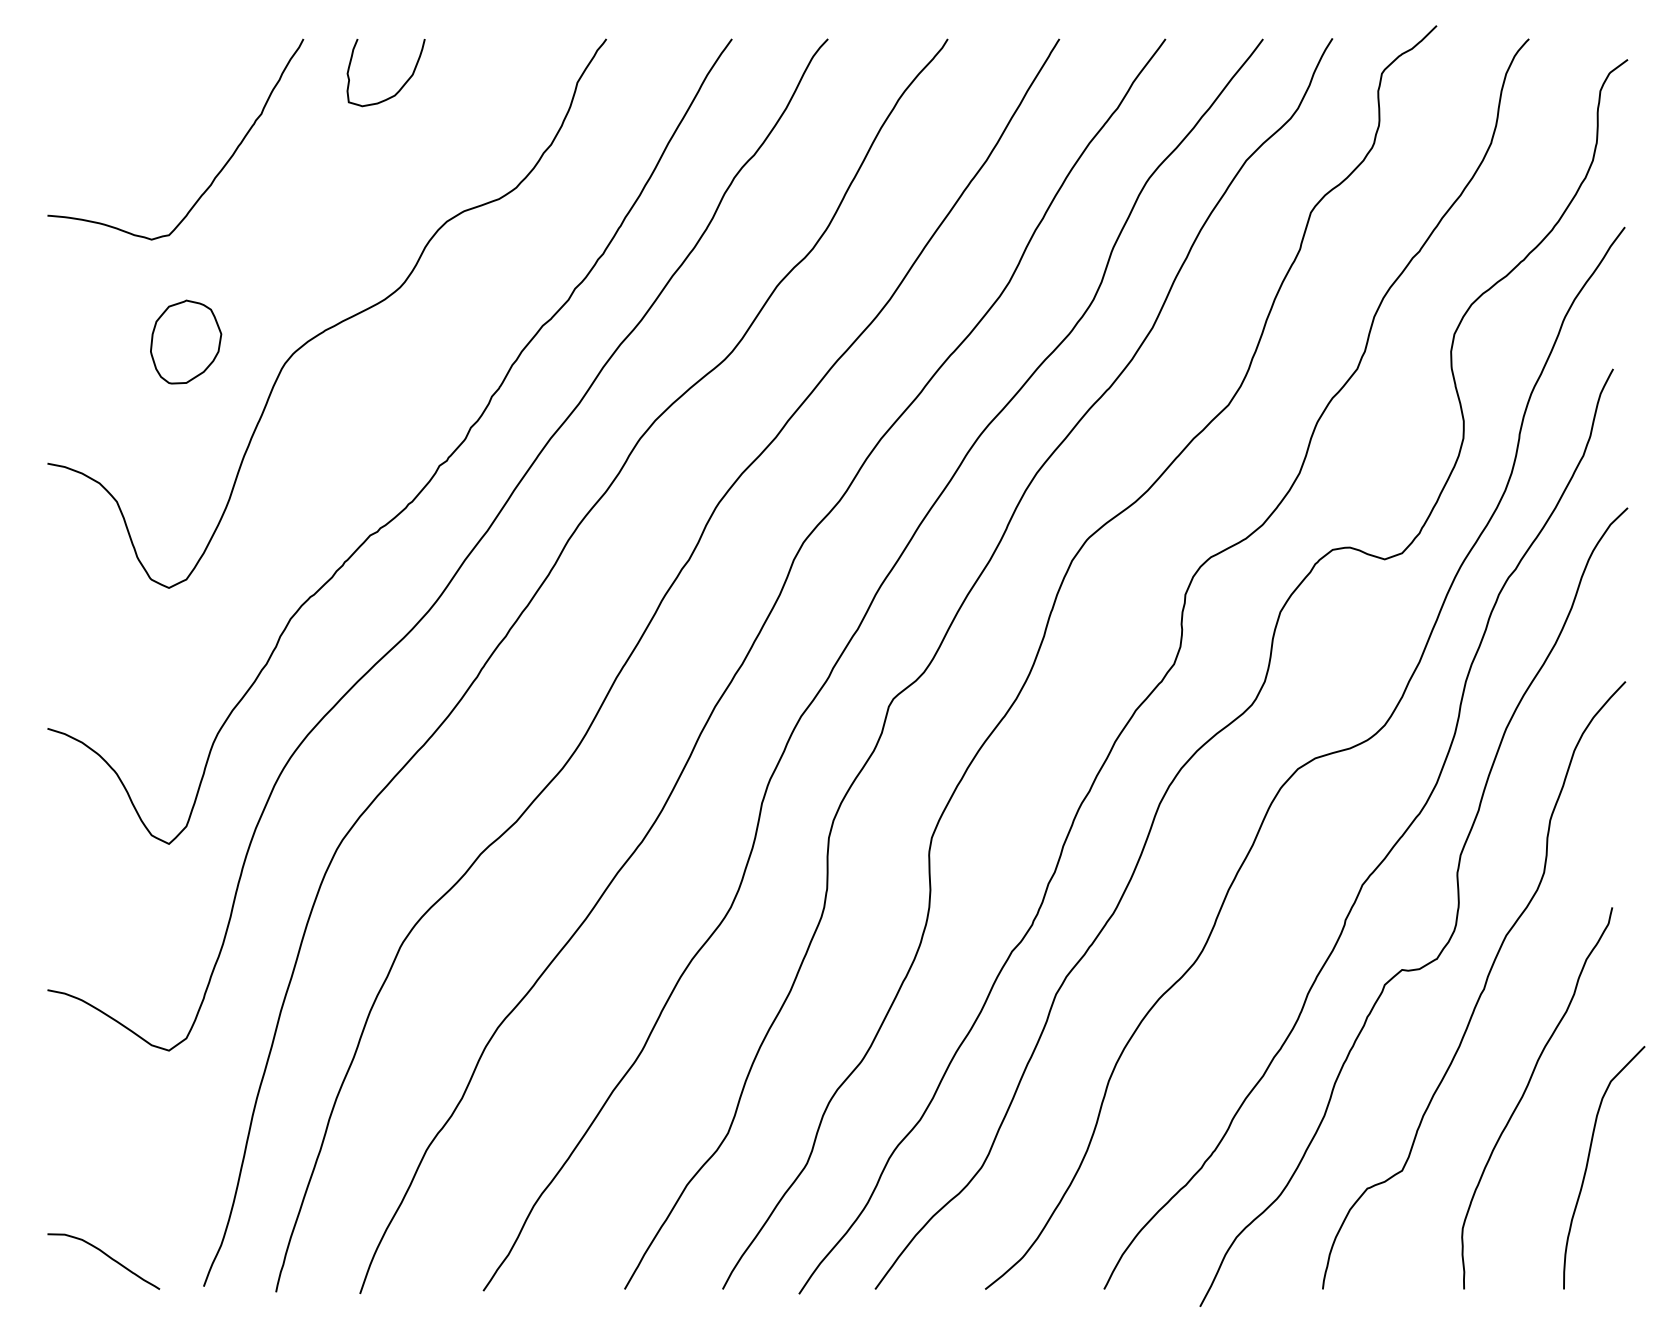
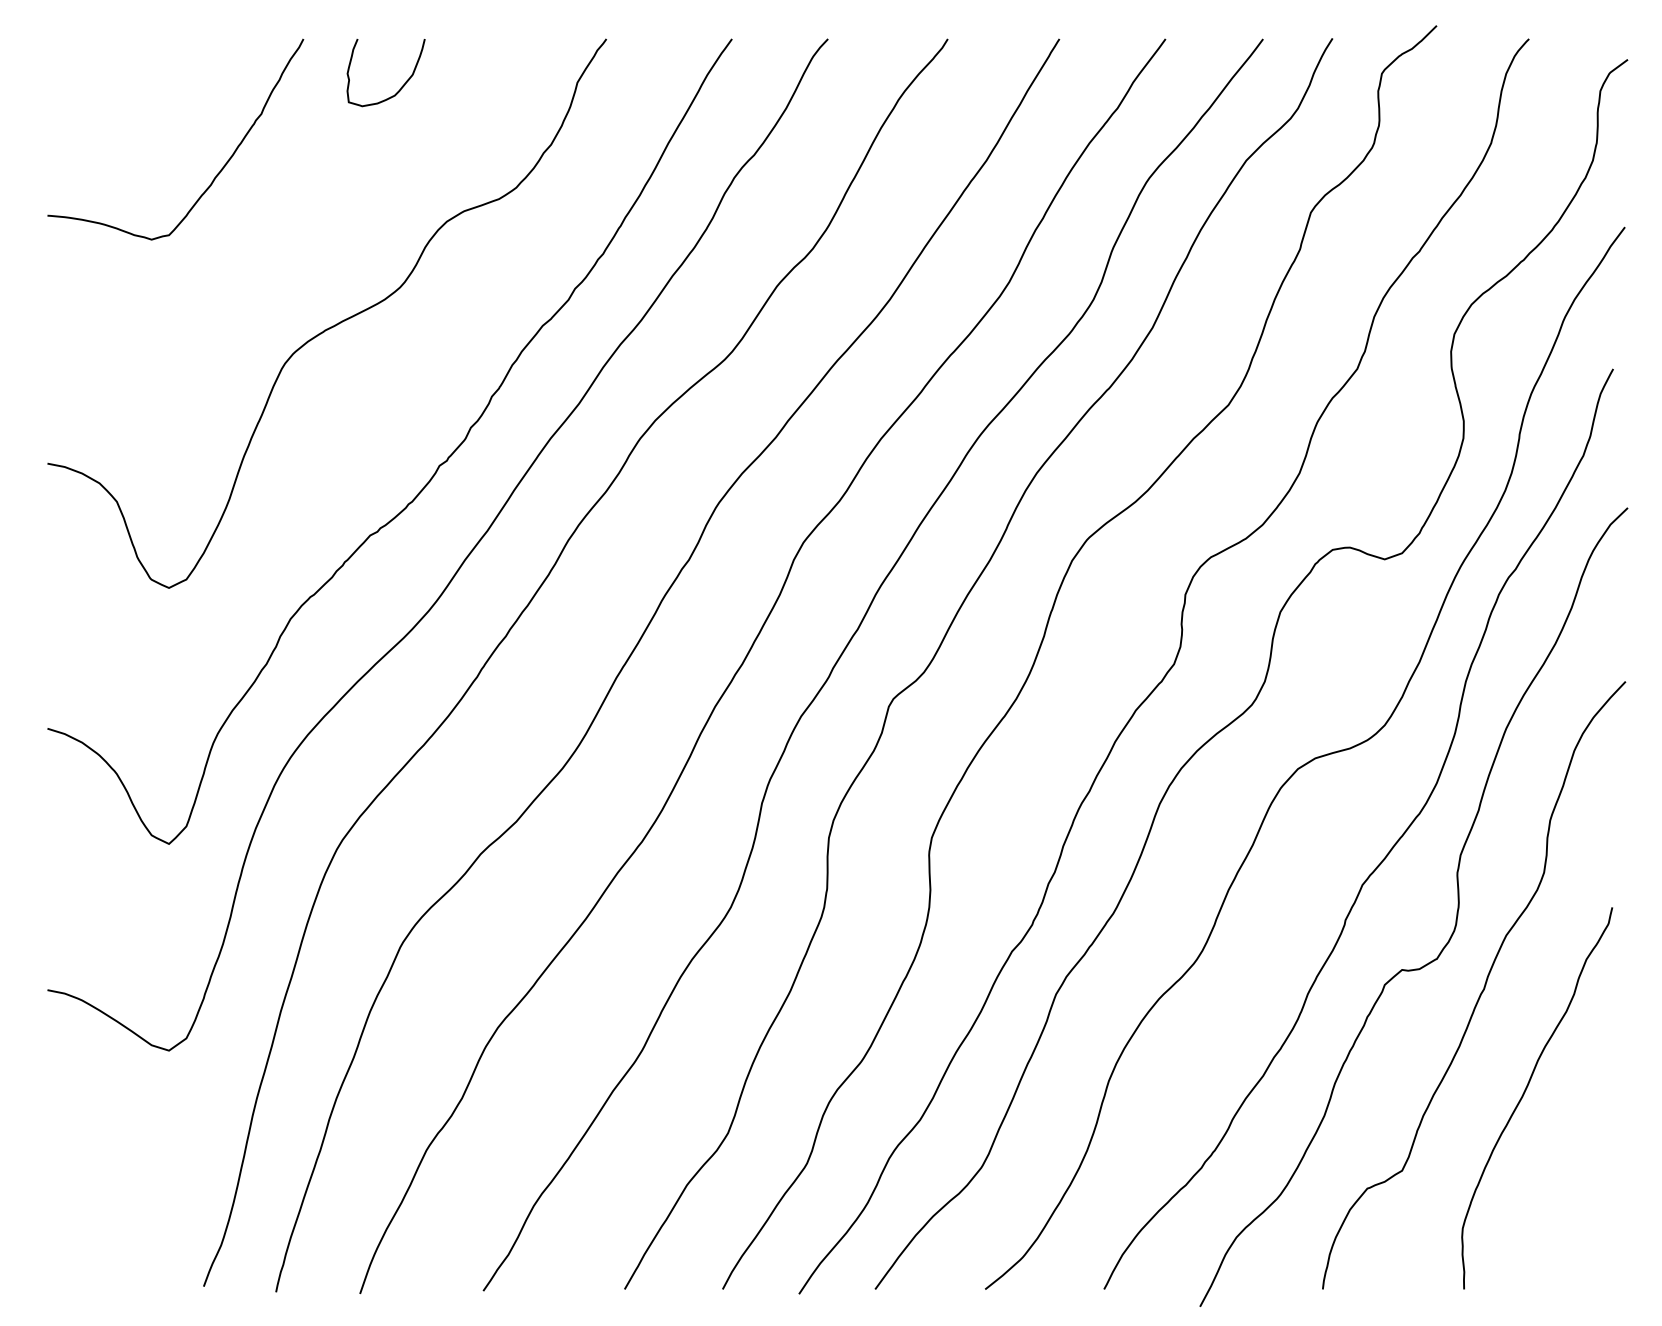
part: present -> none (186, 341)
curve: present -> none (1588, 1163)
curve: present -> none (105, 1255)
